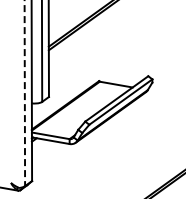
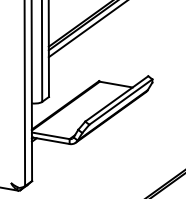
line: none -> present (86, 29)
line: dashed -> solid (24, 93)
